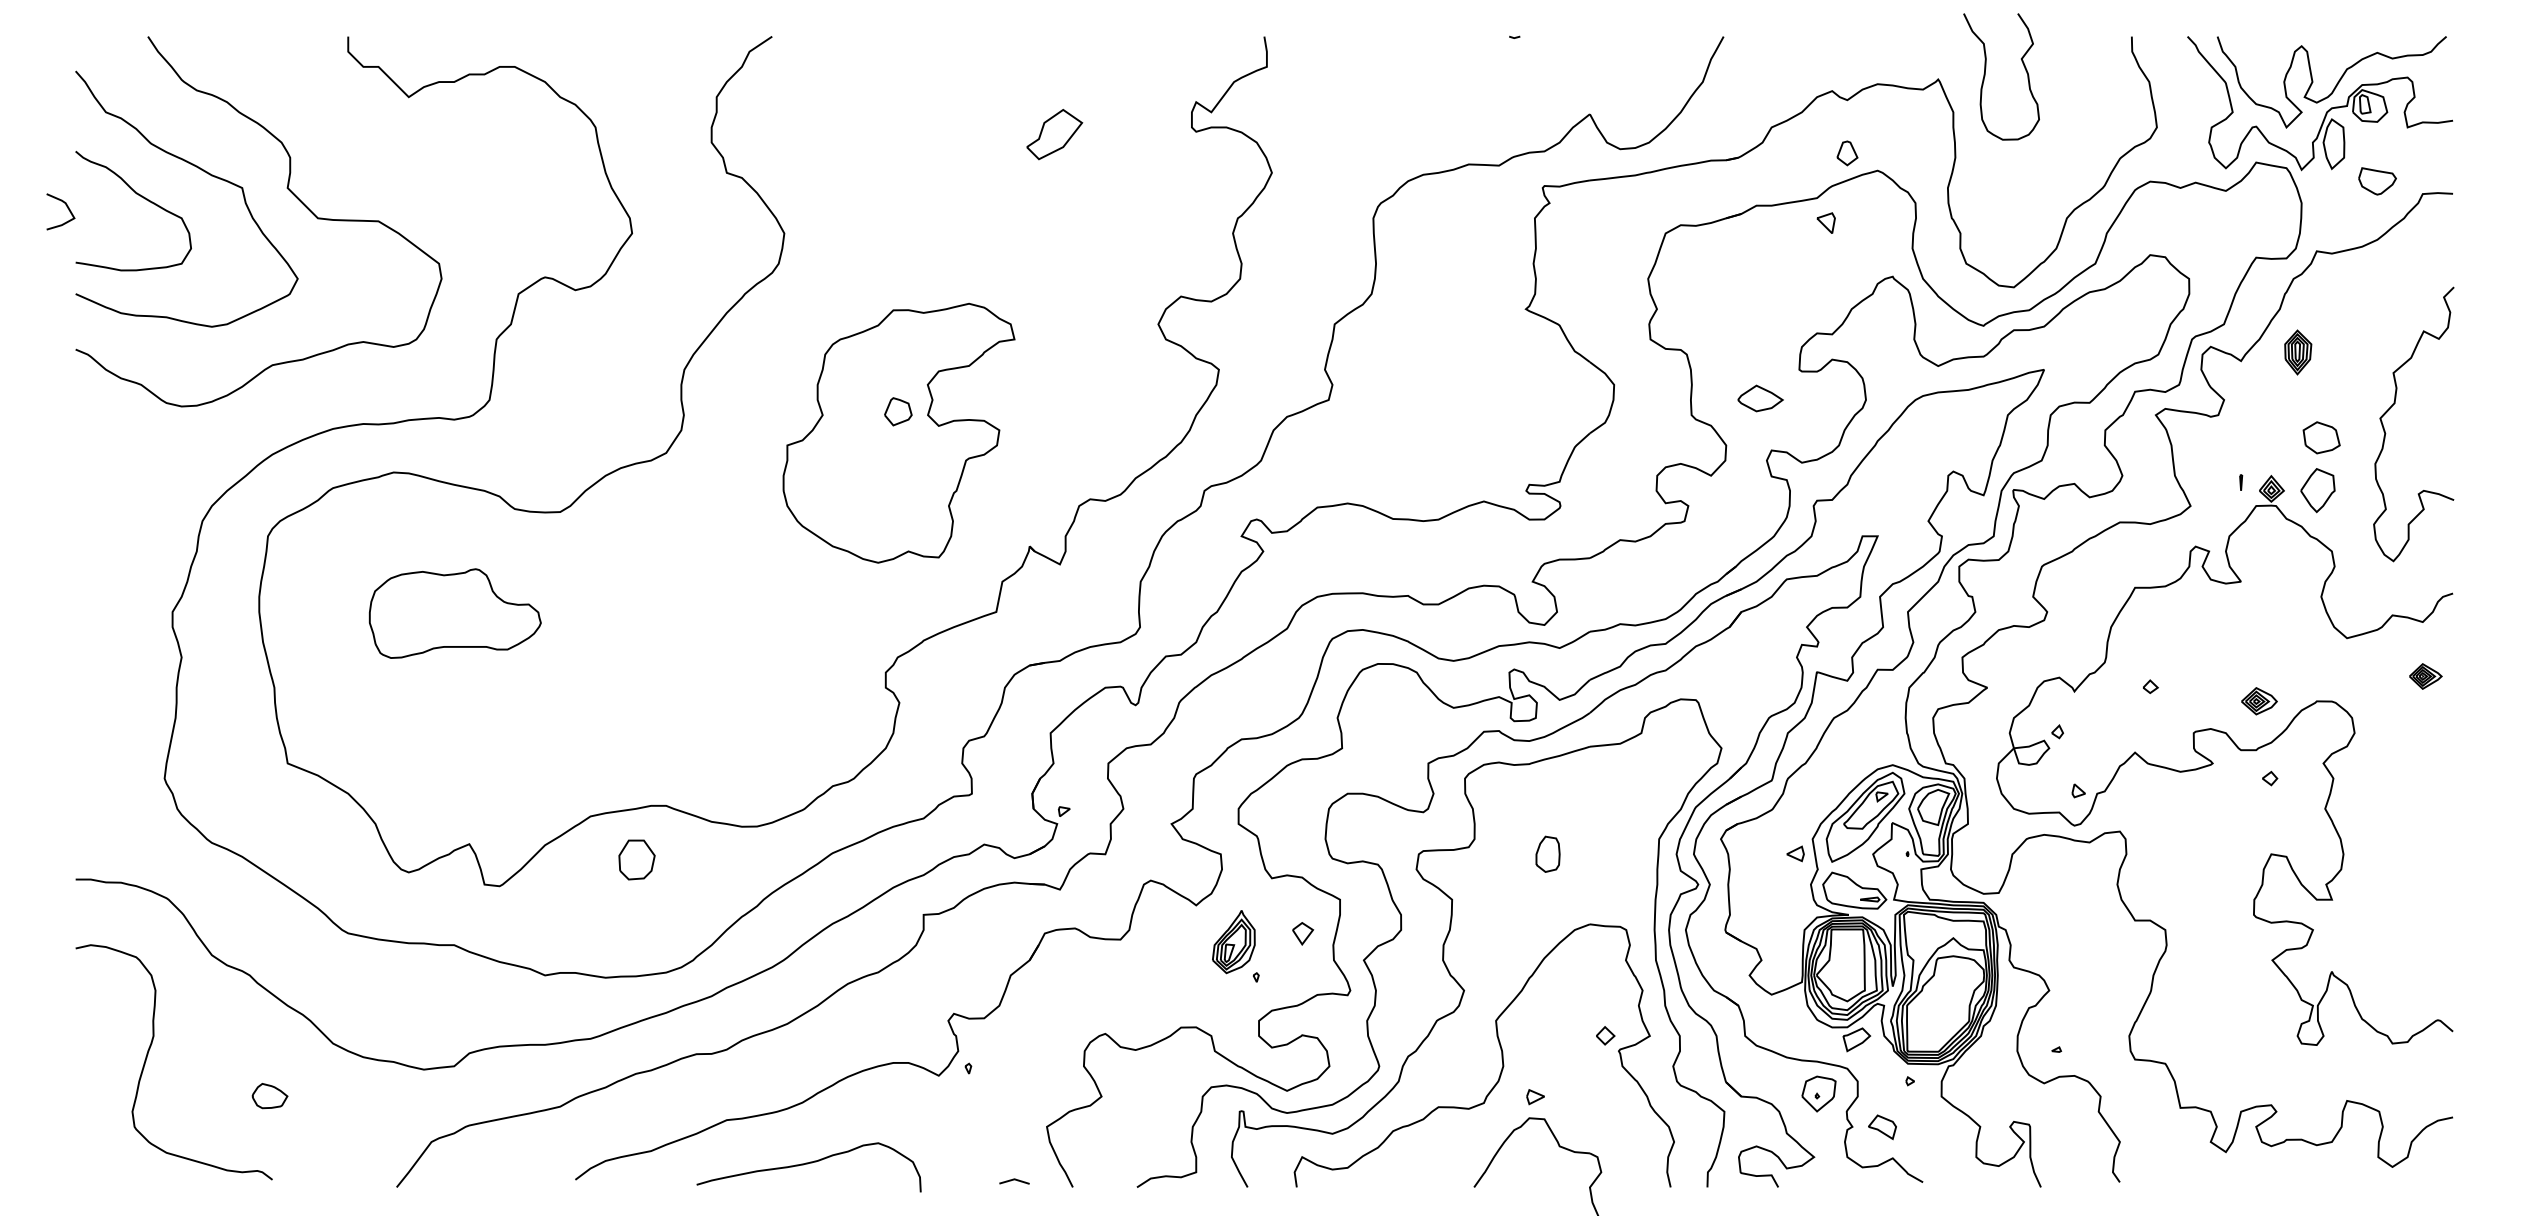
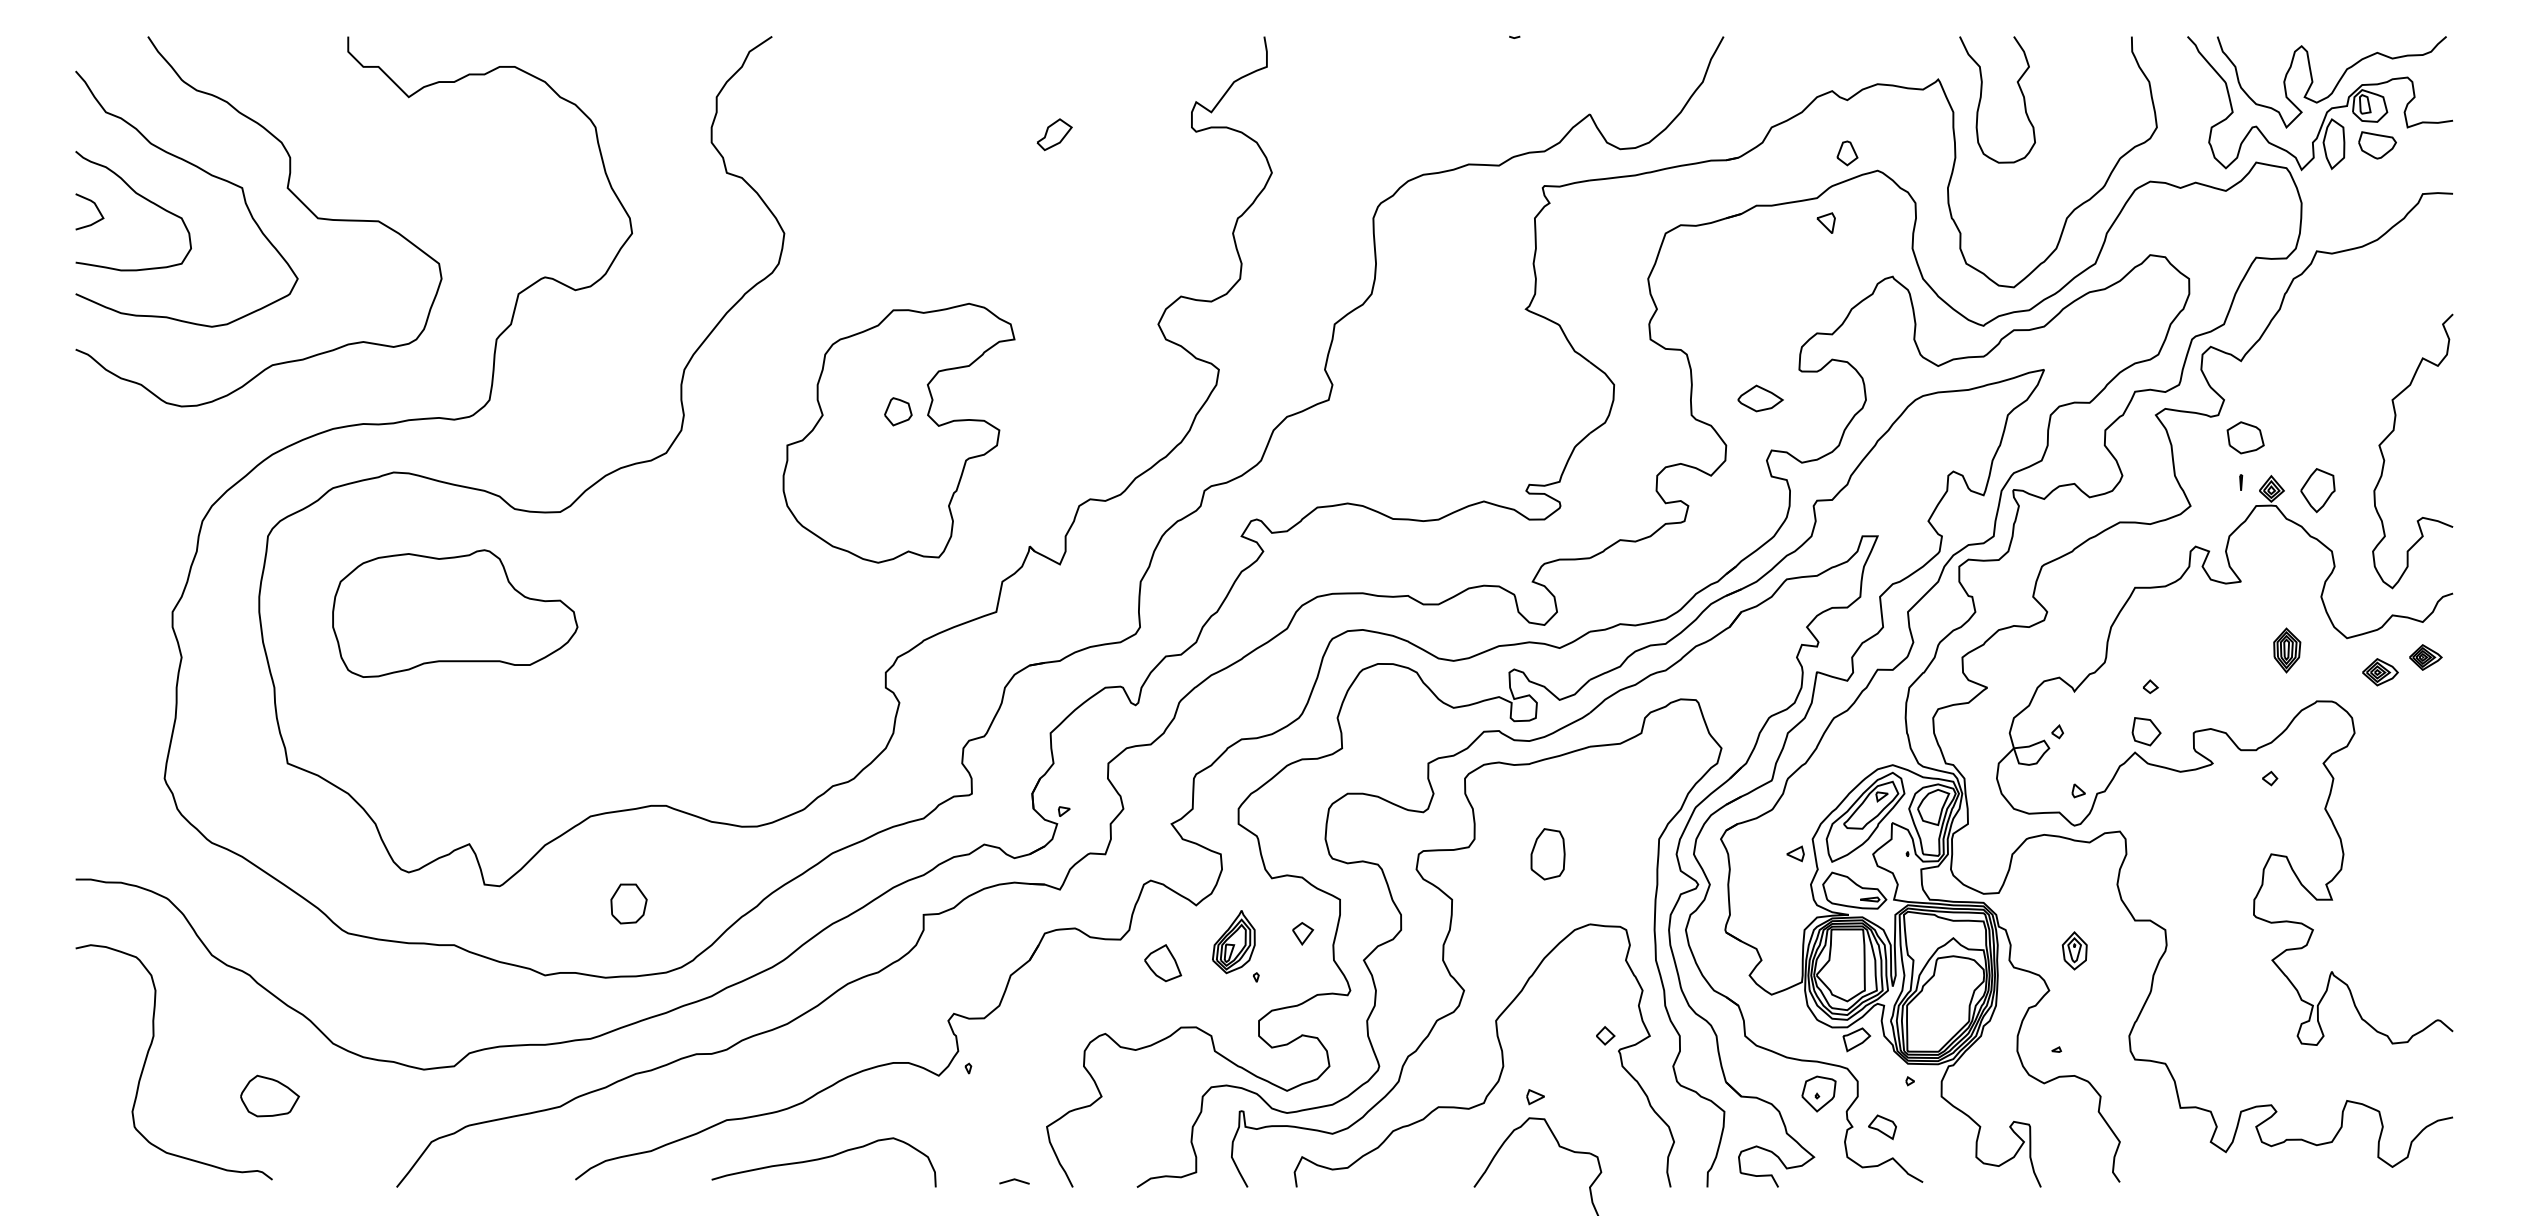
curve position: (1985, 76) -> (1981, 99) (1981, 99)
part size: 58x52 px -> 37x34 px (1054, 134)
part position: (2377, 181) -> (2377, 145) (2377, 145)
curve position: (67, 208) -> (96, 208) (96, 208)
part position: (2298, 352) -> (2287, 650) (2287, 650)
curve position: (2390, 409) -> (2389, 436) (2389, 436)
part position: (2321, 437) -> (2245, 437) (2245, 437)
part size: 174x91 px -> 247x129 px (455, 613)
part position: (2425, 676) -> (2425, 657) (2425, 657)
part position: (2259, 701) -> (2380, 672) (2380, 672)
part: none -> present (2146, 731)
part size: 26x38 px -> 36x53 px (1547, 854)
part position: (636, 859) -> (628, 903) (628, 903)
part: none -> present (2074, 950)
part: none -> present (1163, 963)
part size: 38x27 px -> 60x44 px (269, 1095)
curve position: (808, 1164) -> (823, 1159) (823, 1159)
